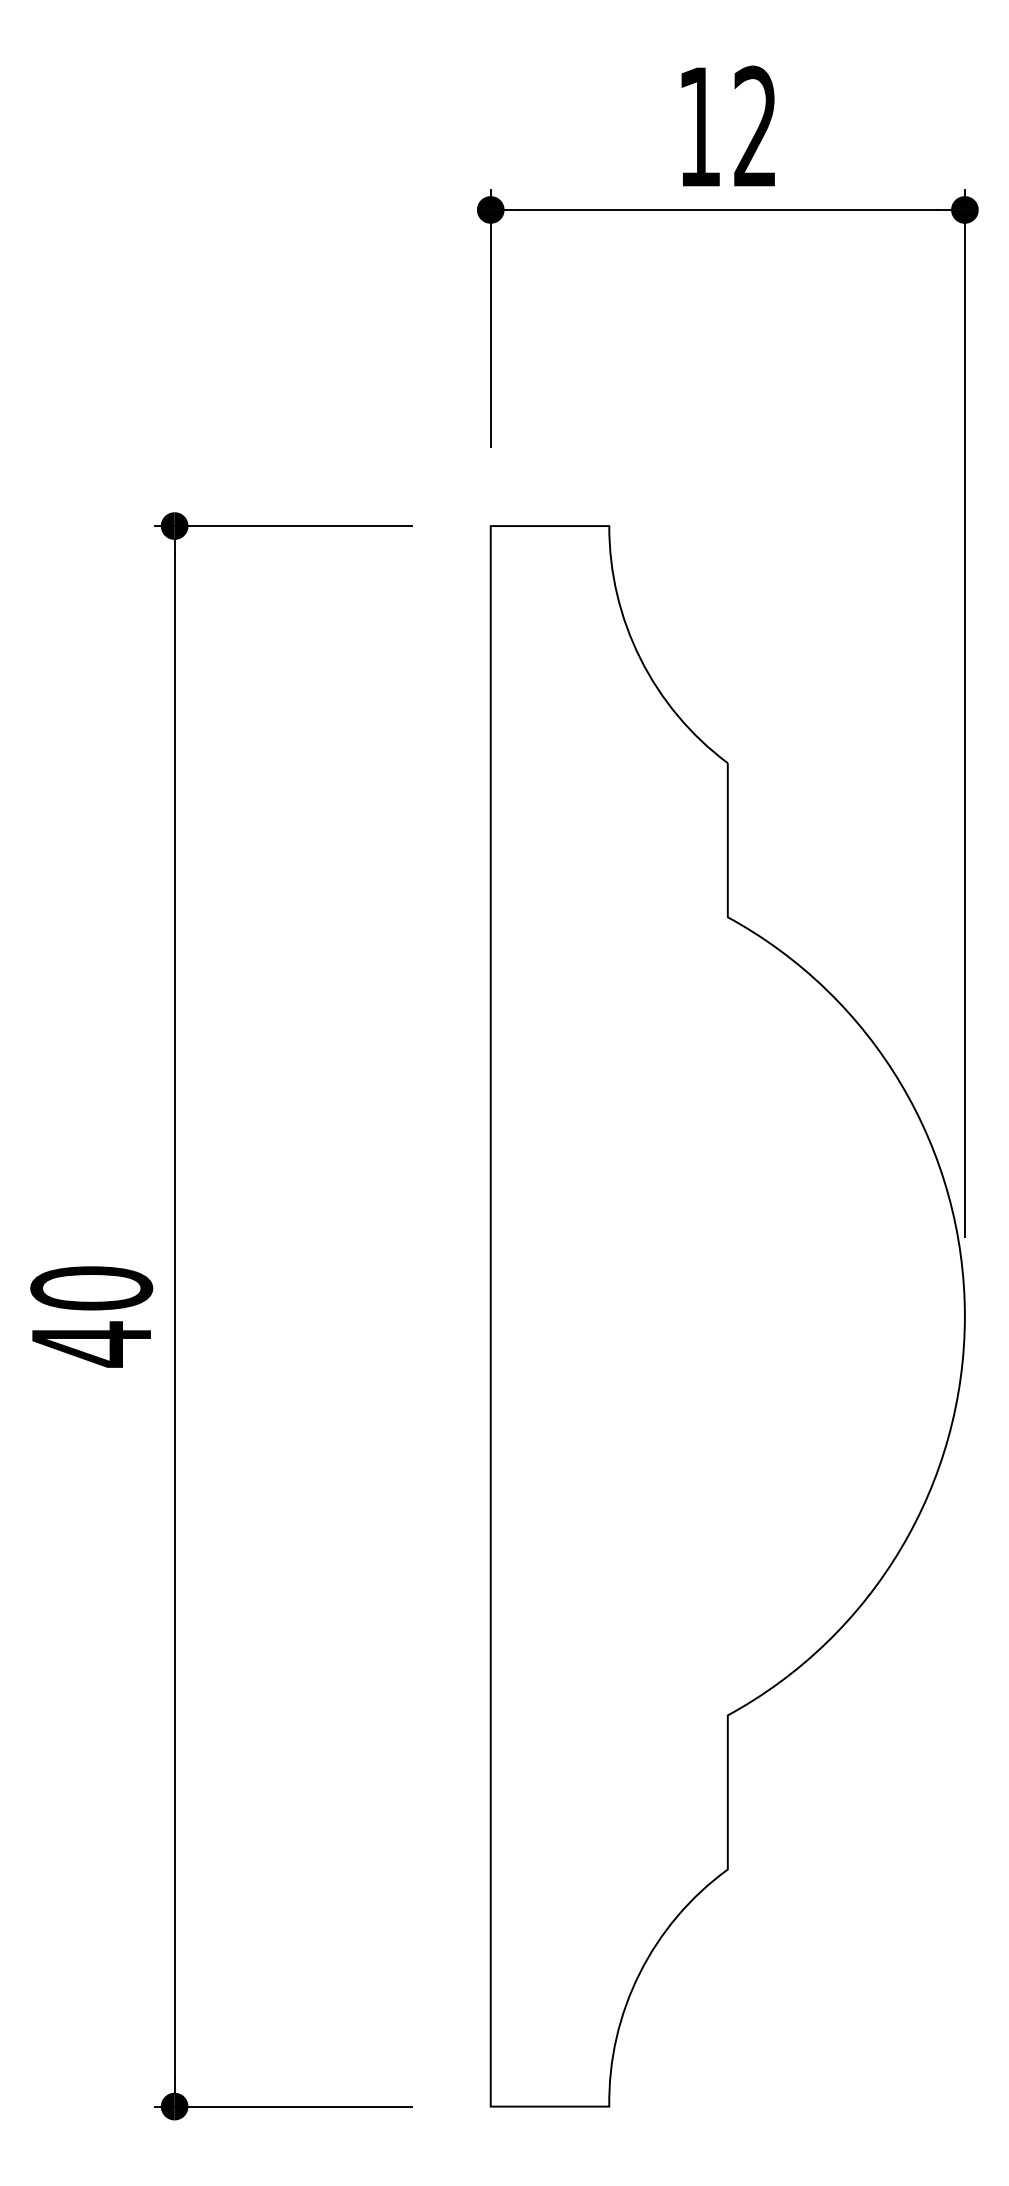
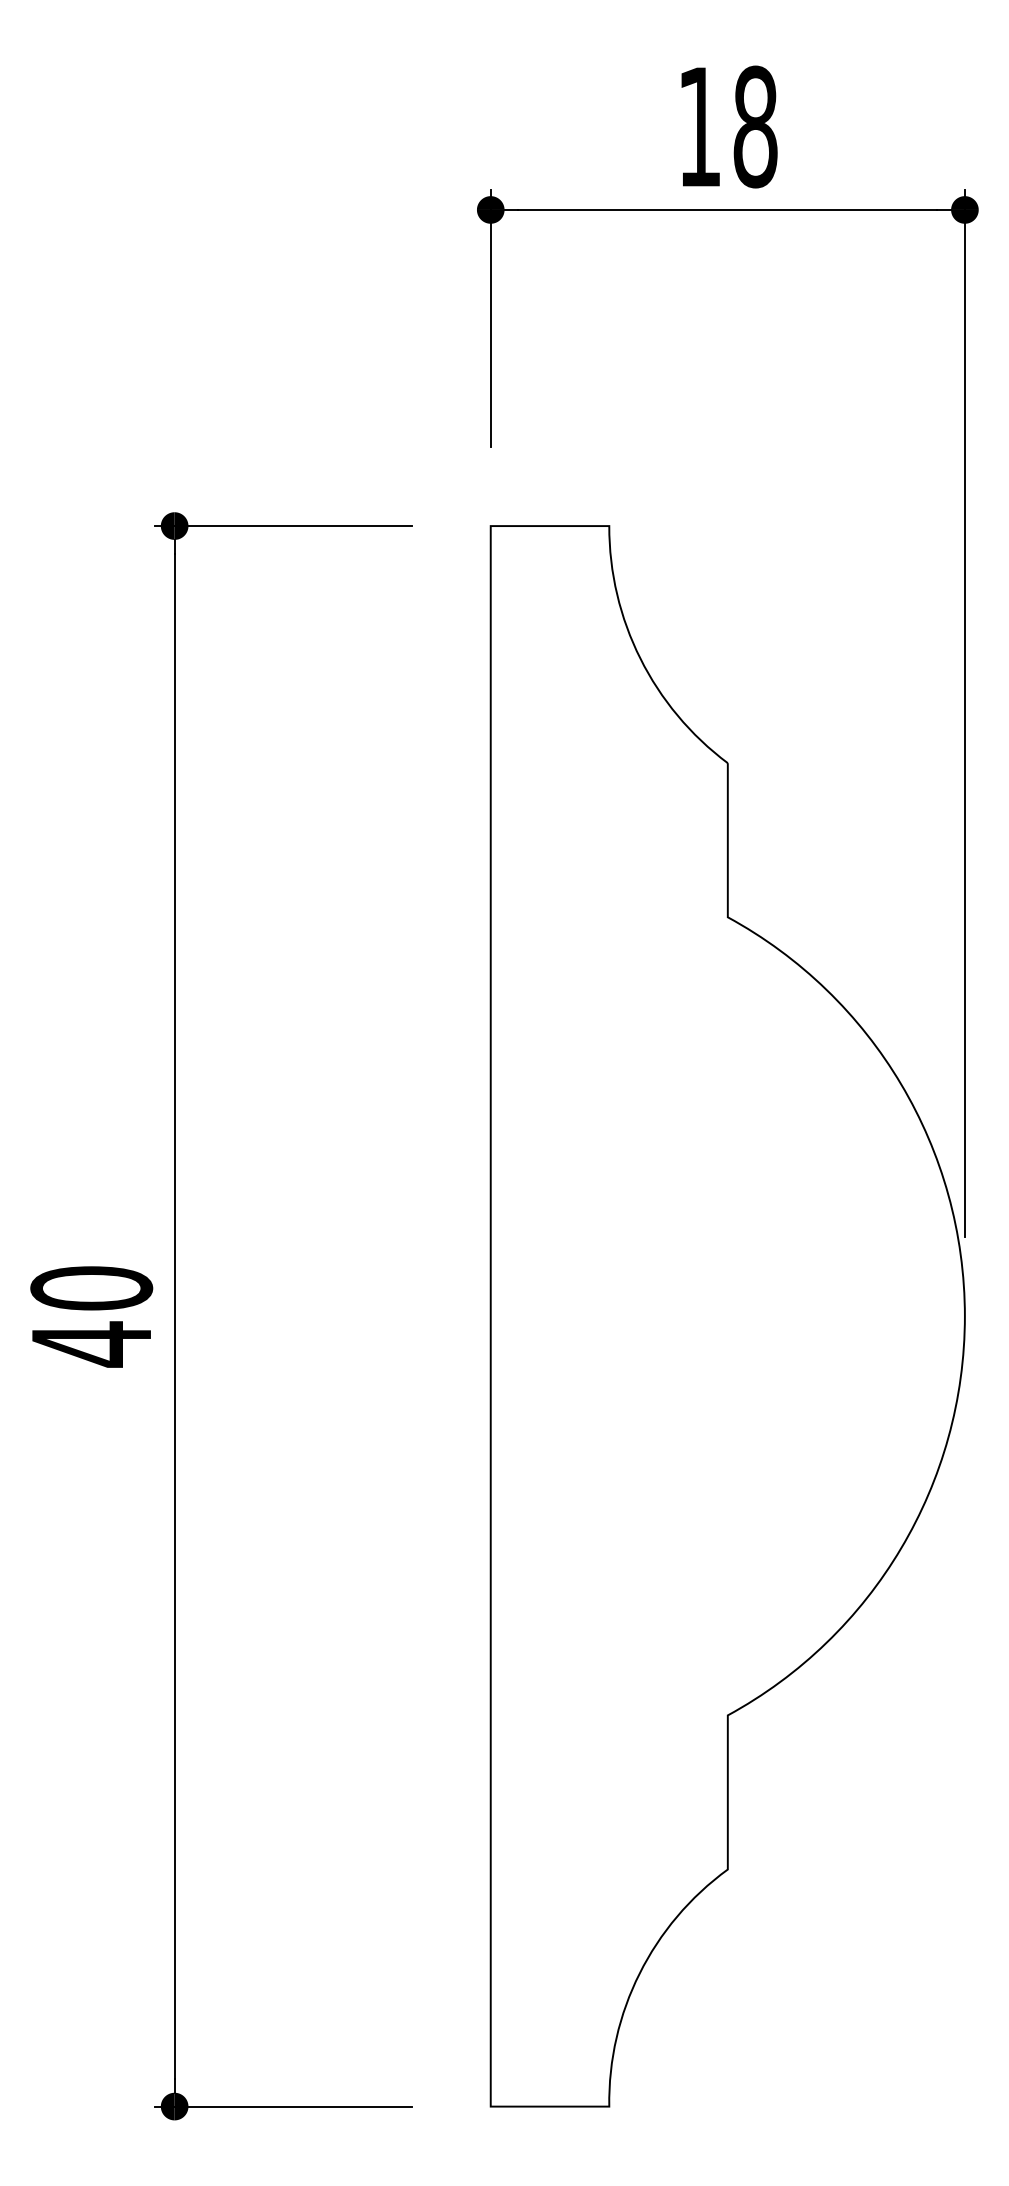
text: 12 -> 18 (755, 126)
